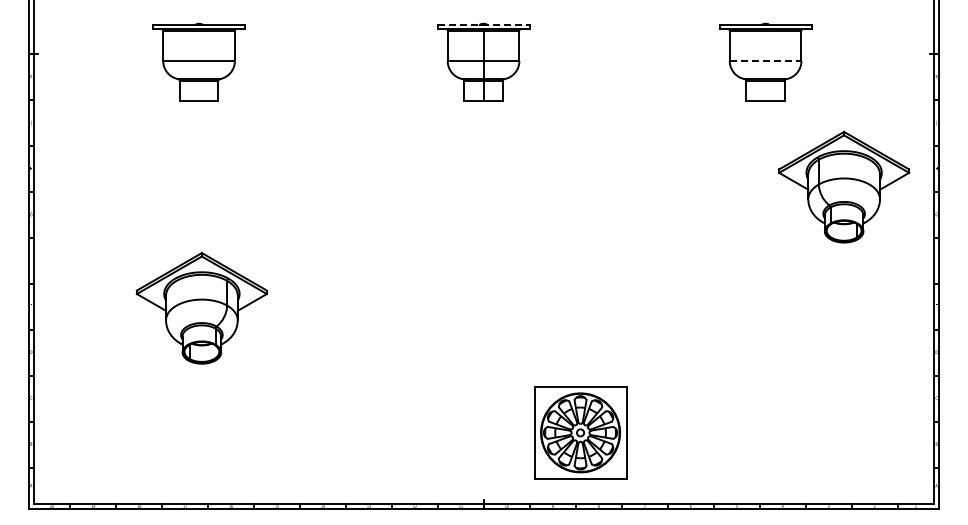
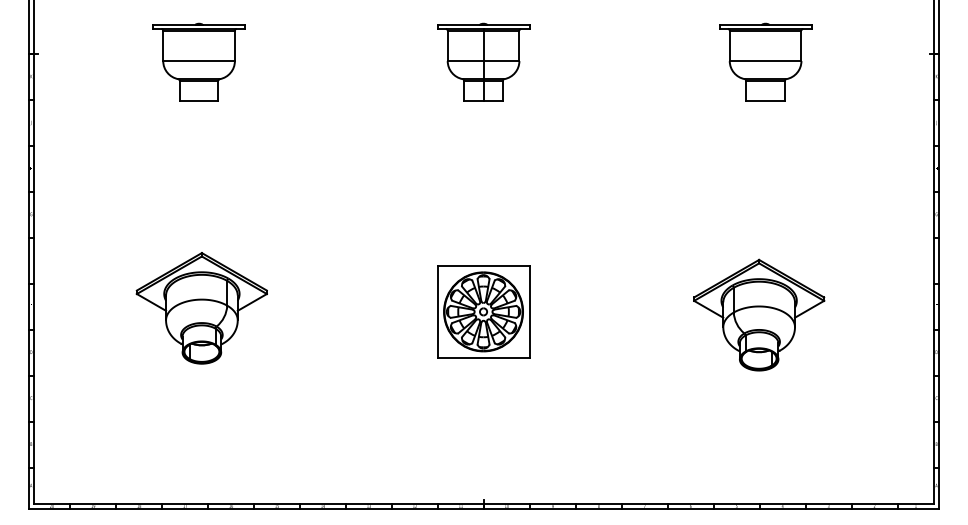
line: dashed -> solid (483, 24)
line: dashed -> solid (765, 61)
part position: (844, 186) -> (759, 314) (759, 314)
part position: (580, 432) -> (483, 311) (483, 311)
